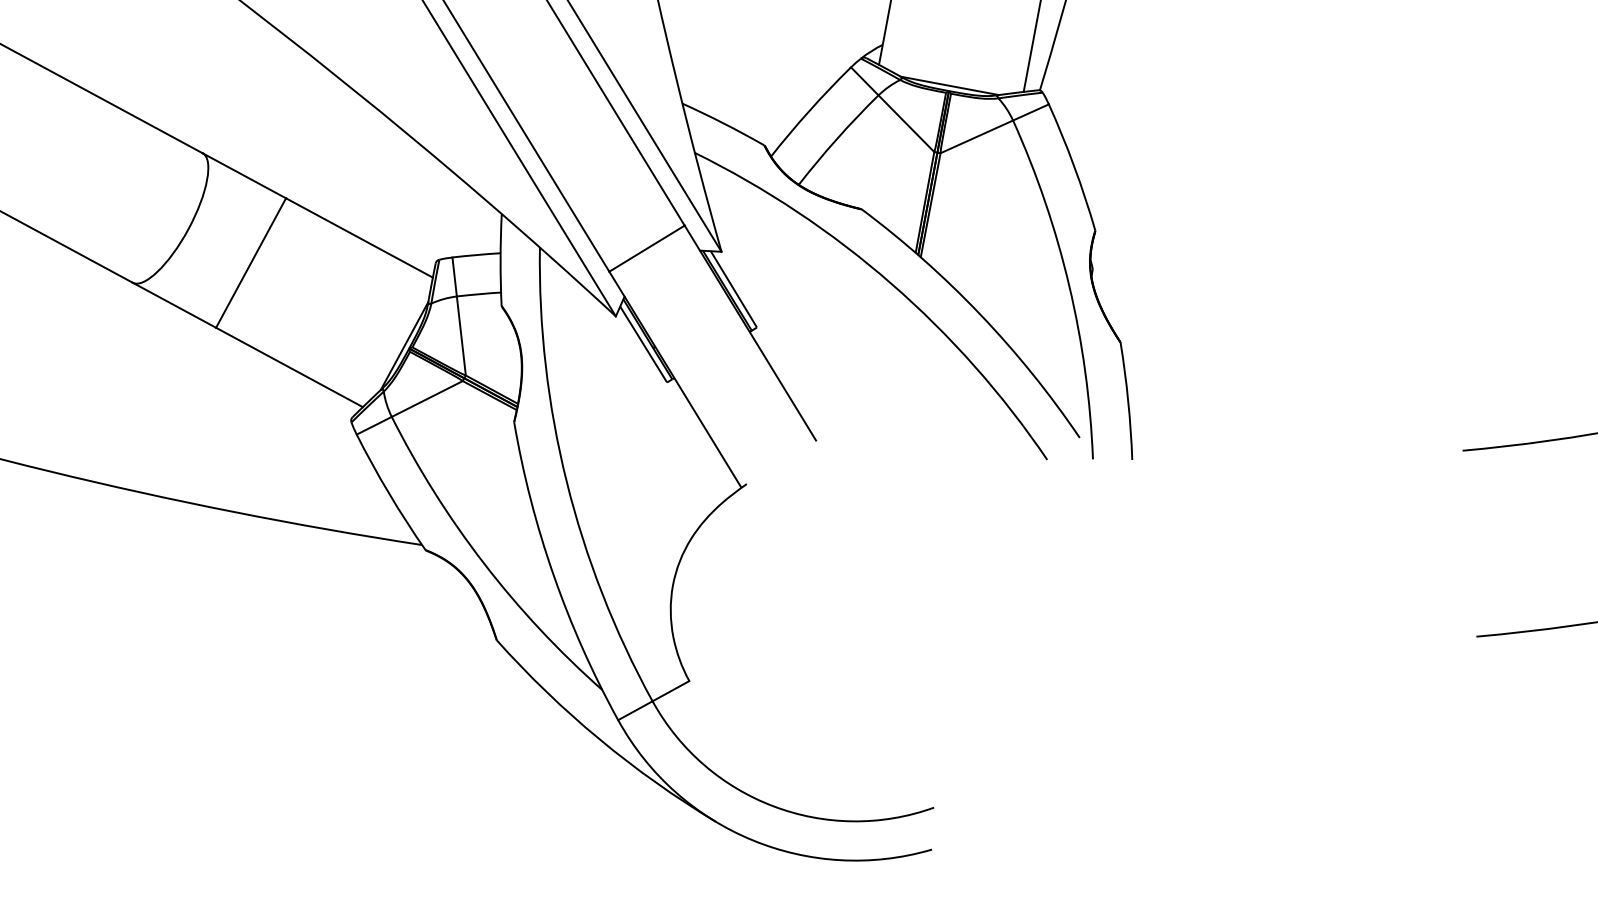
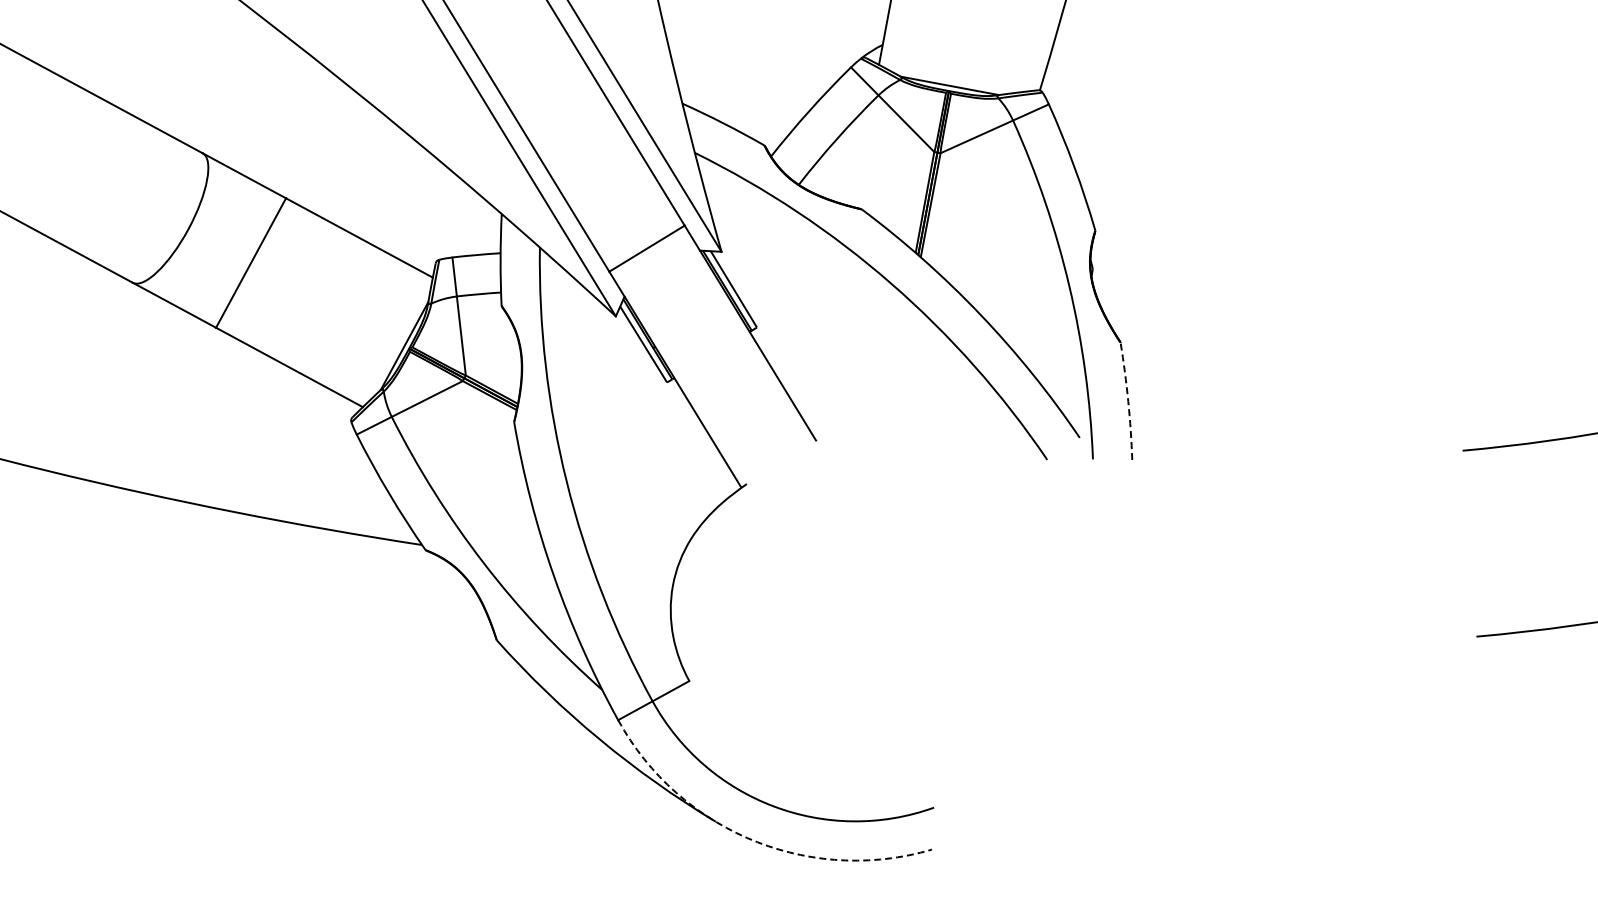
line: present -> none (1031, 46)
arc: solid -> dashed (1128, 401)
arc: solid -> dashed (752, 840)
